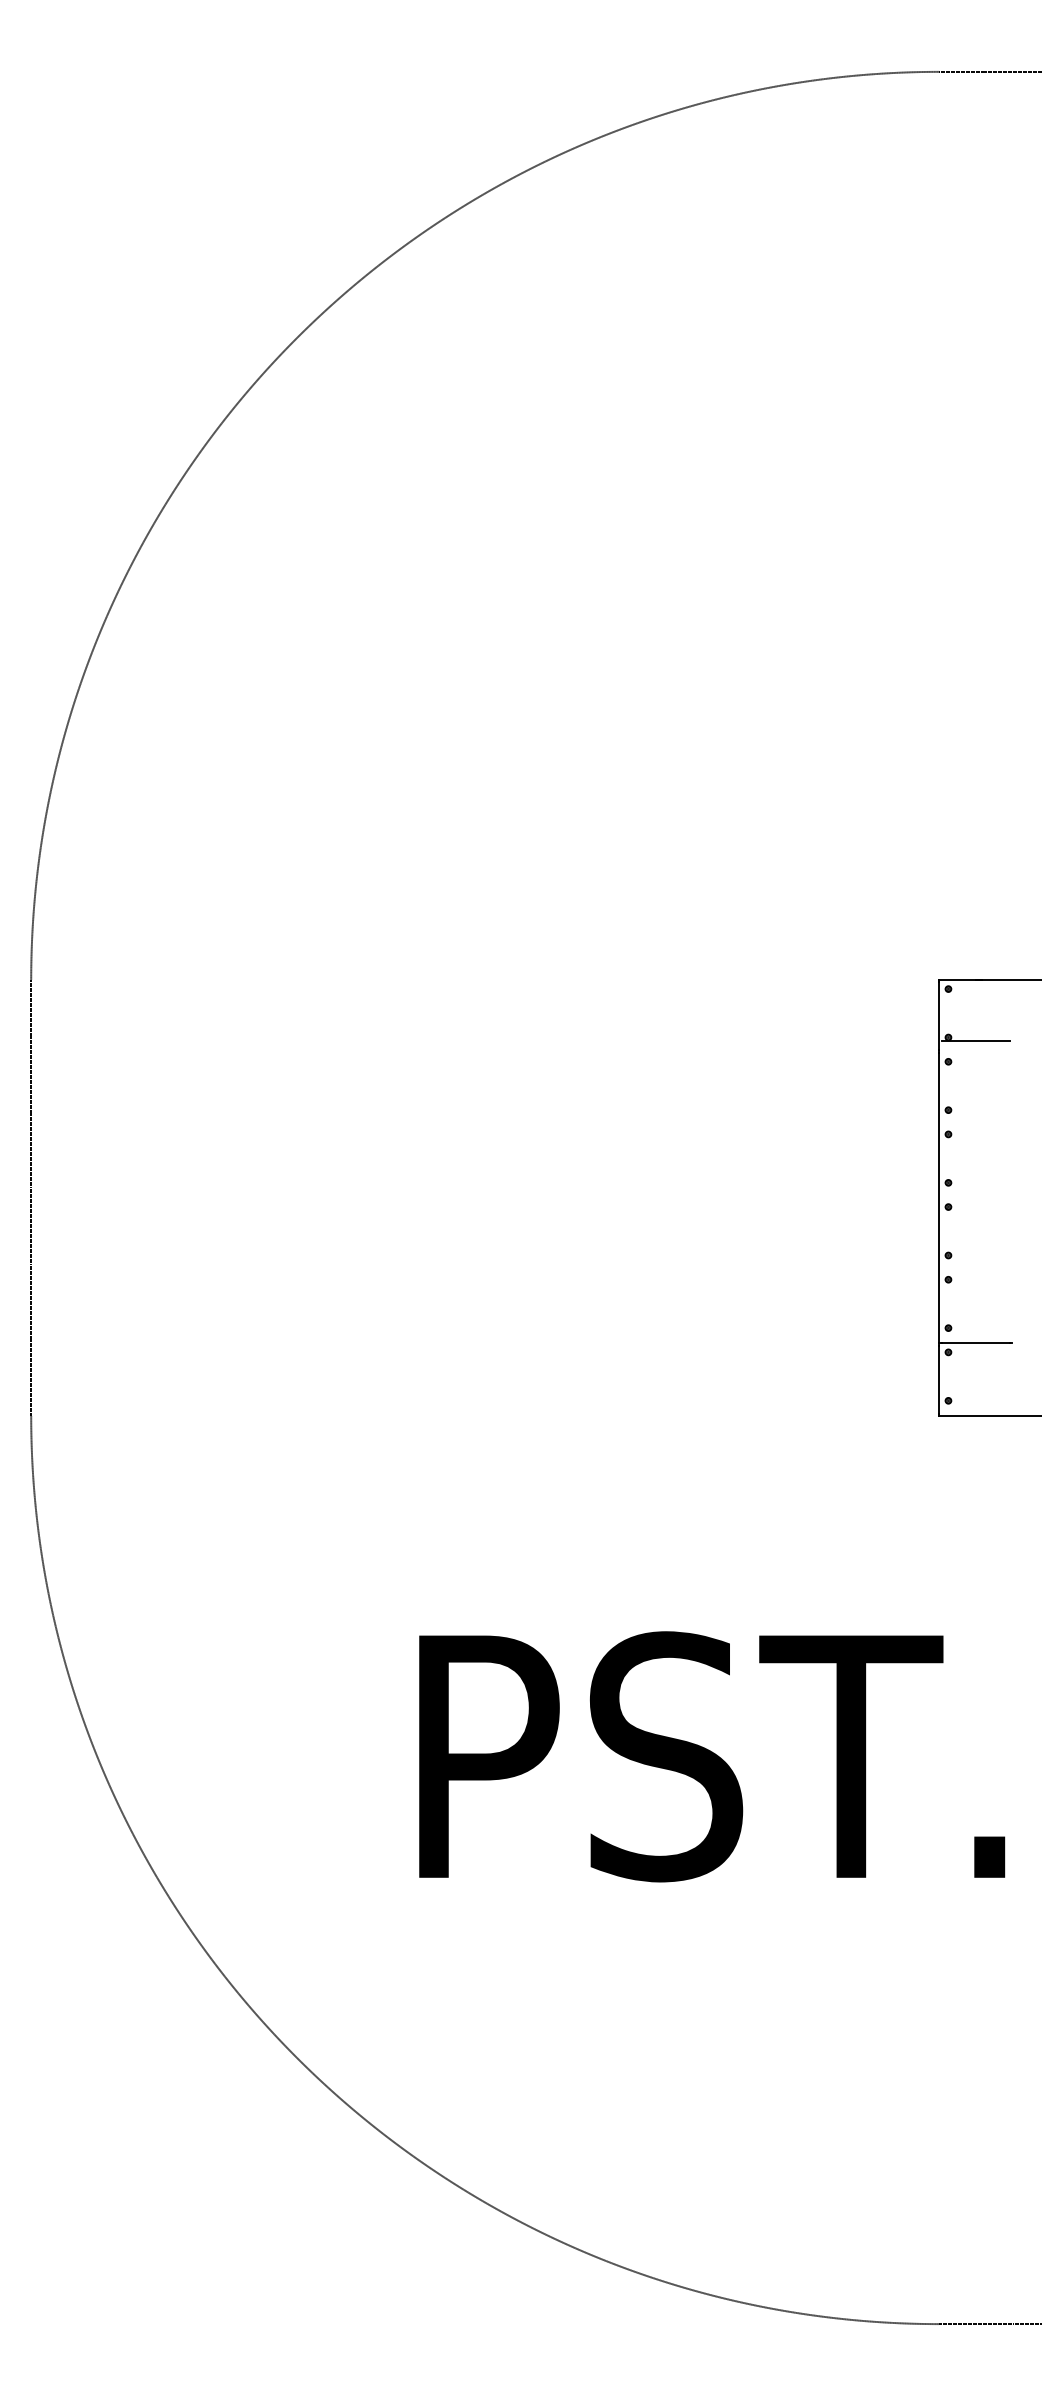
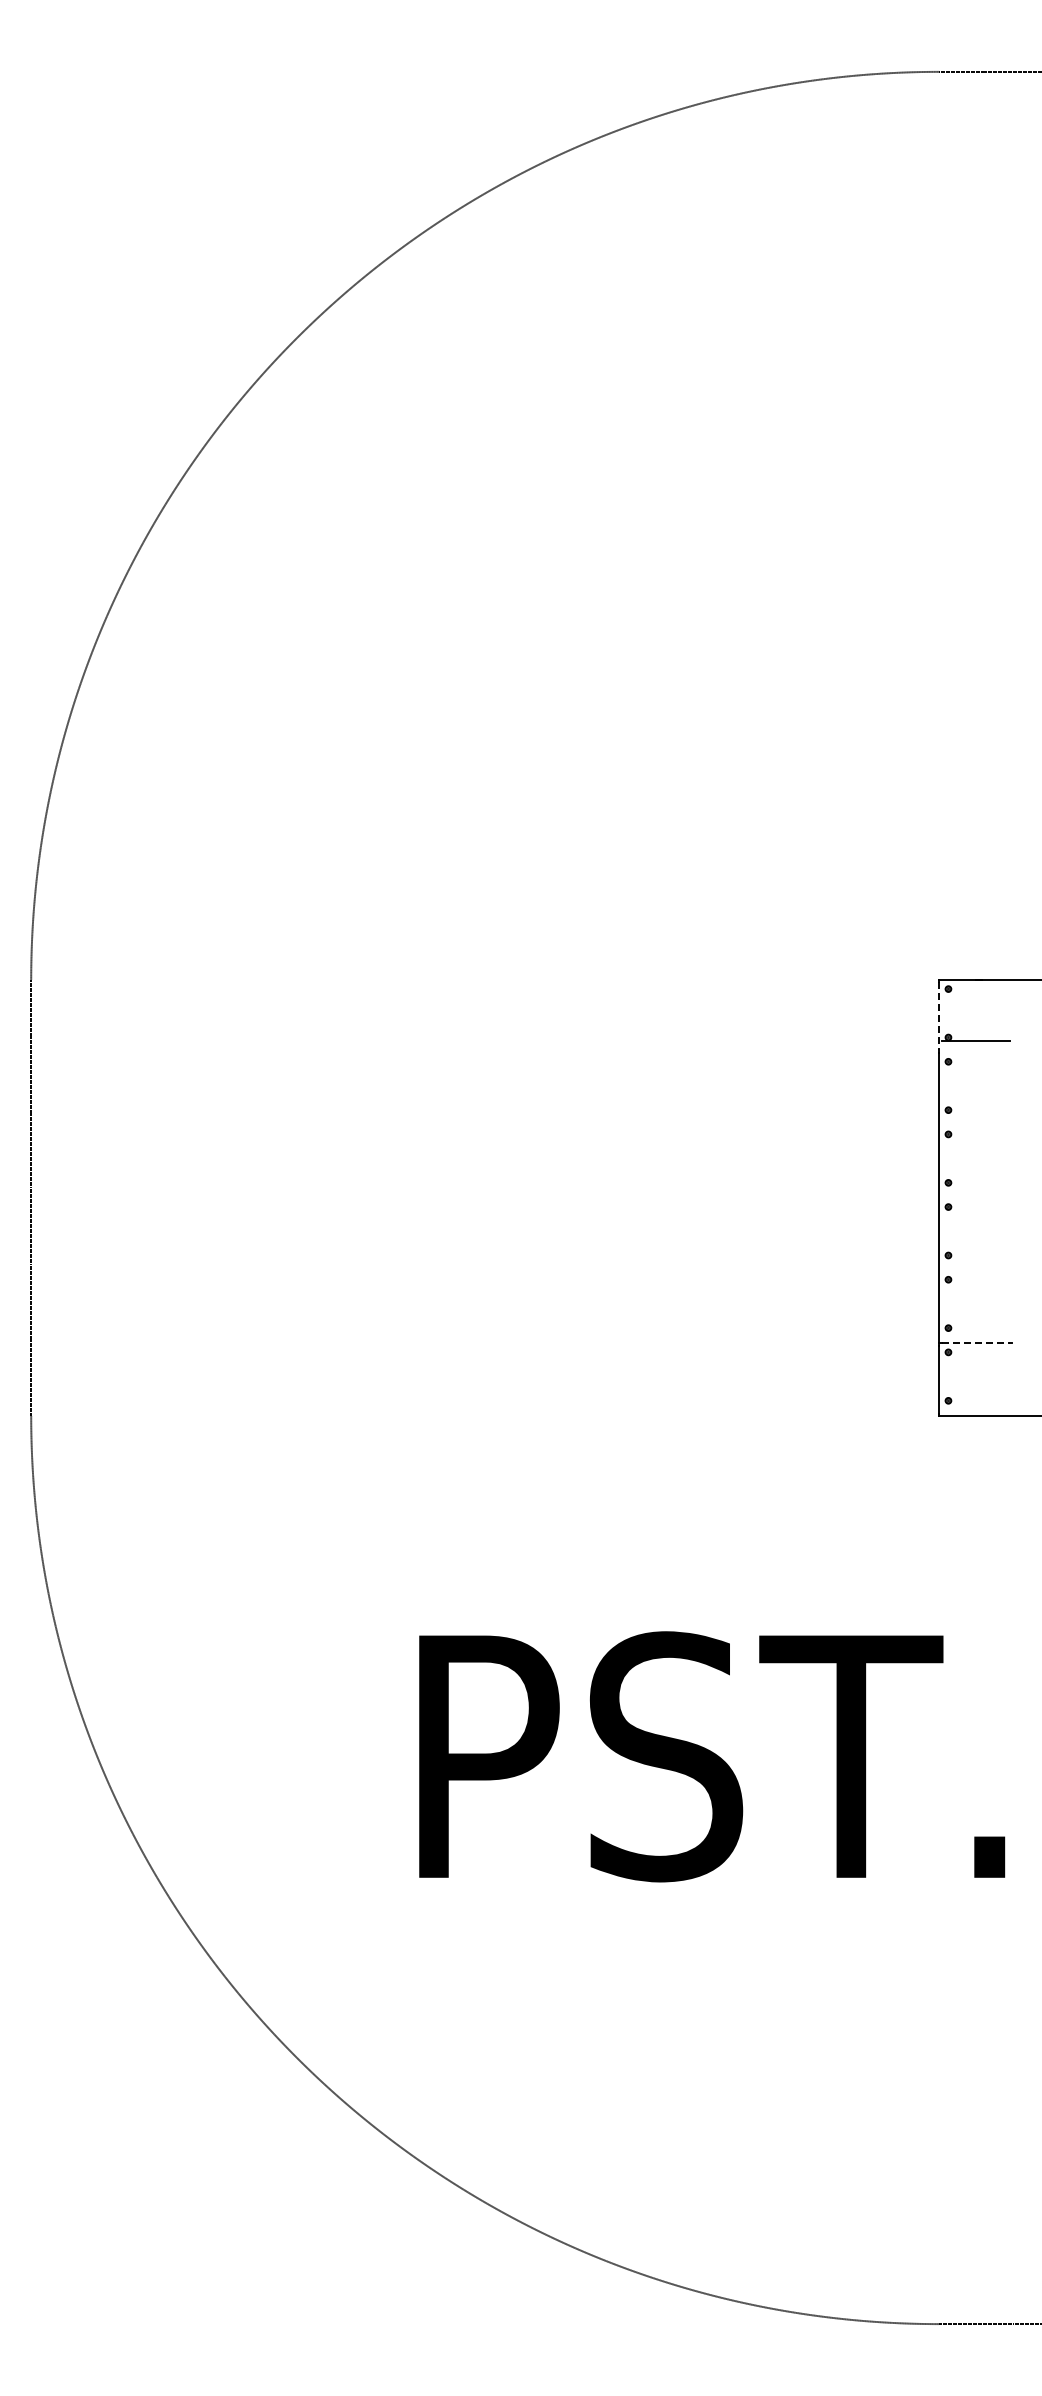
line: solid -> dashed (939, 1016)
line: solid -> dashed (975, 1343)
